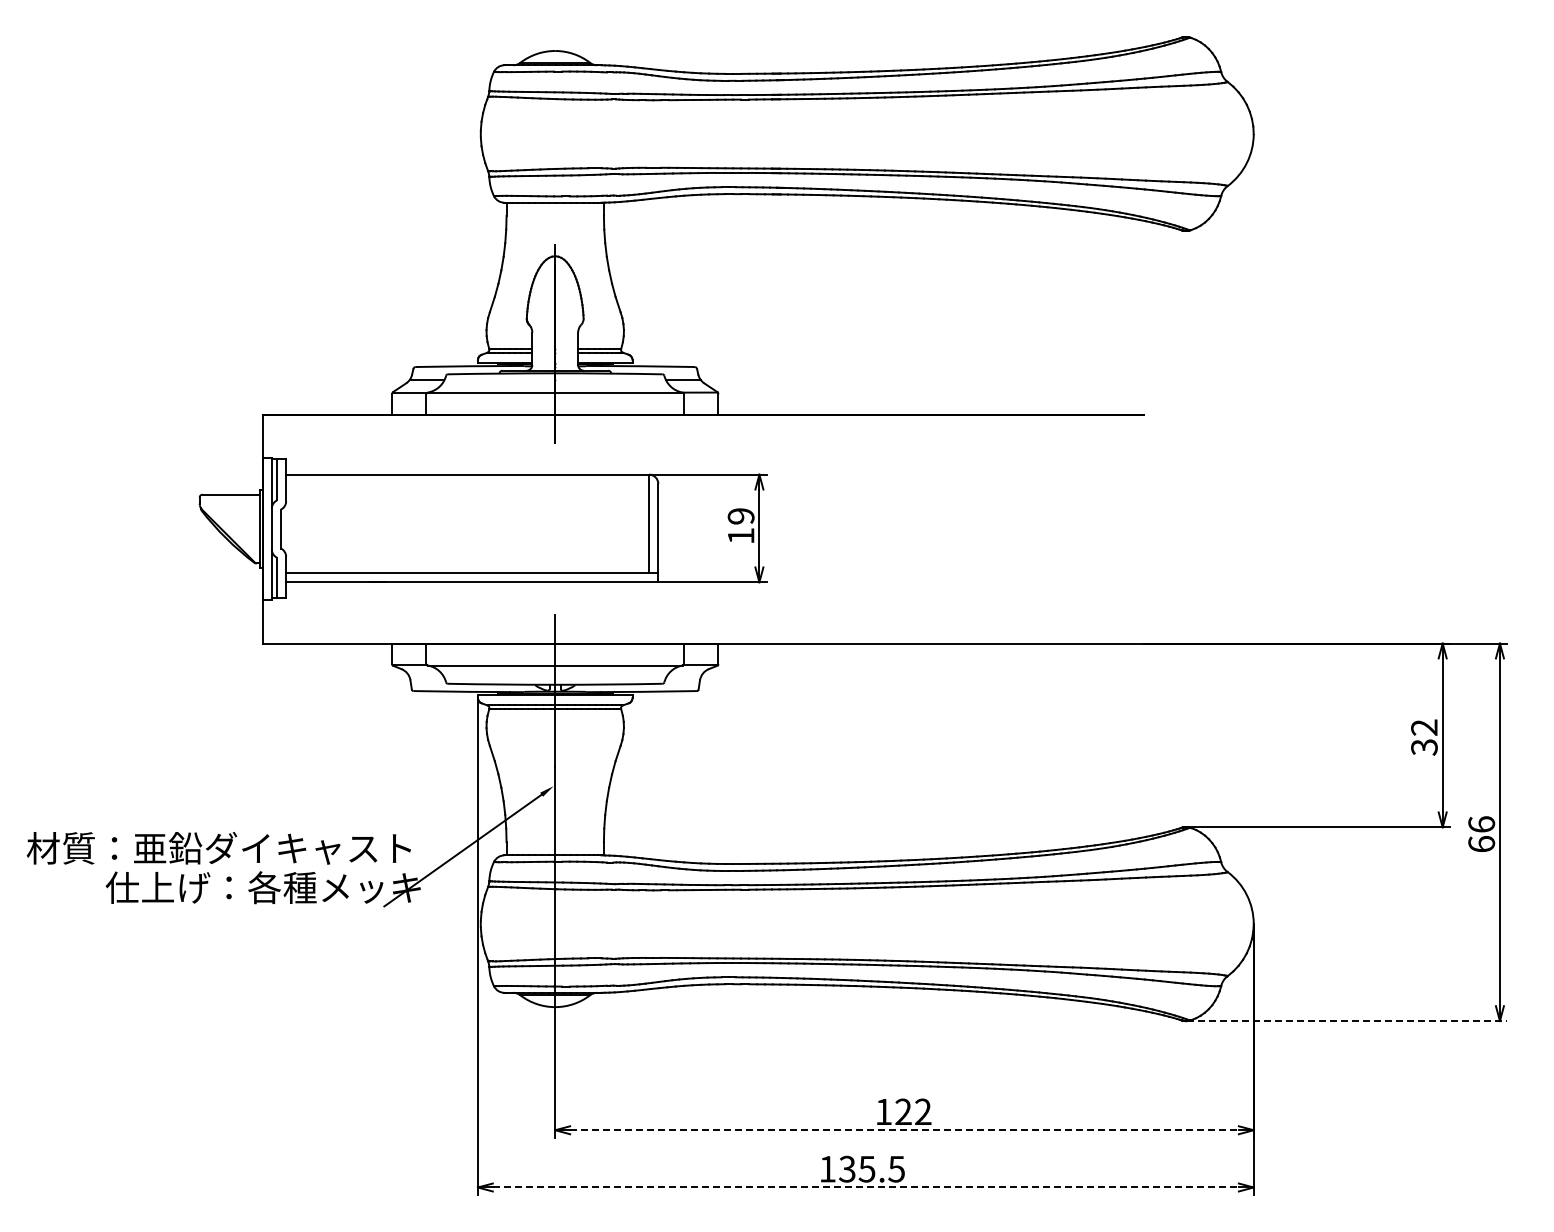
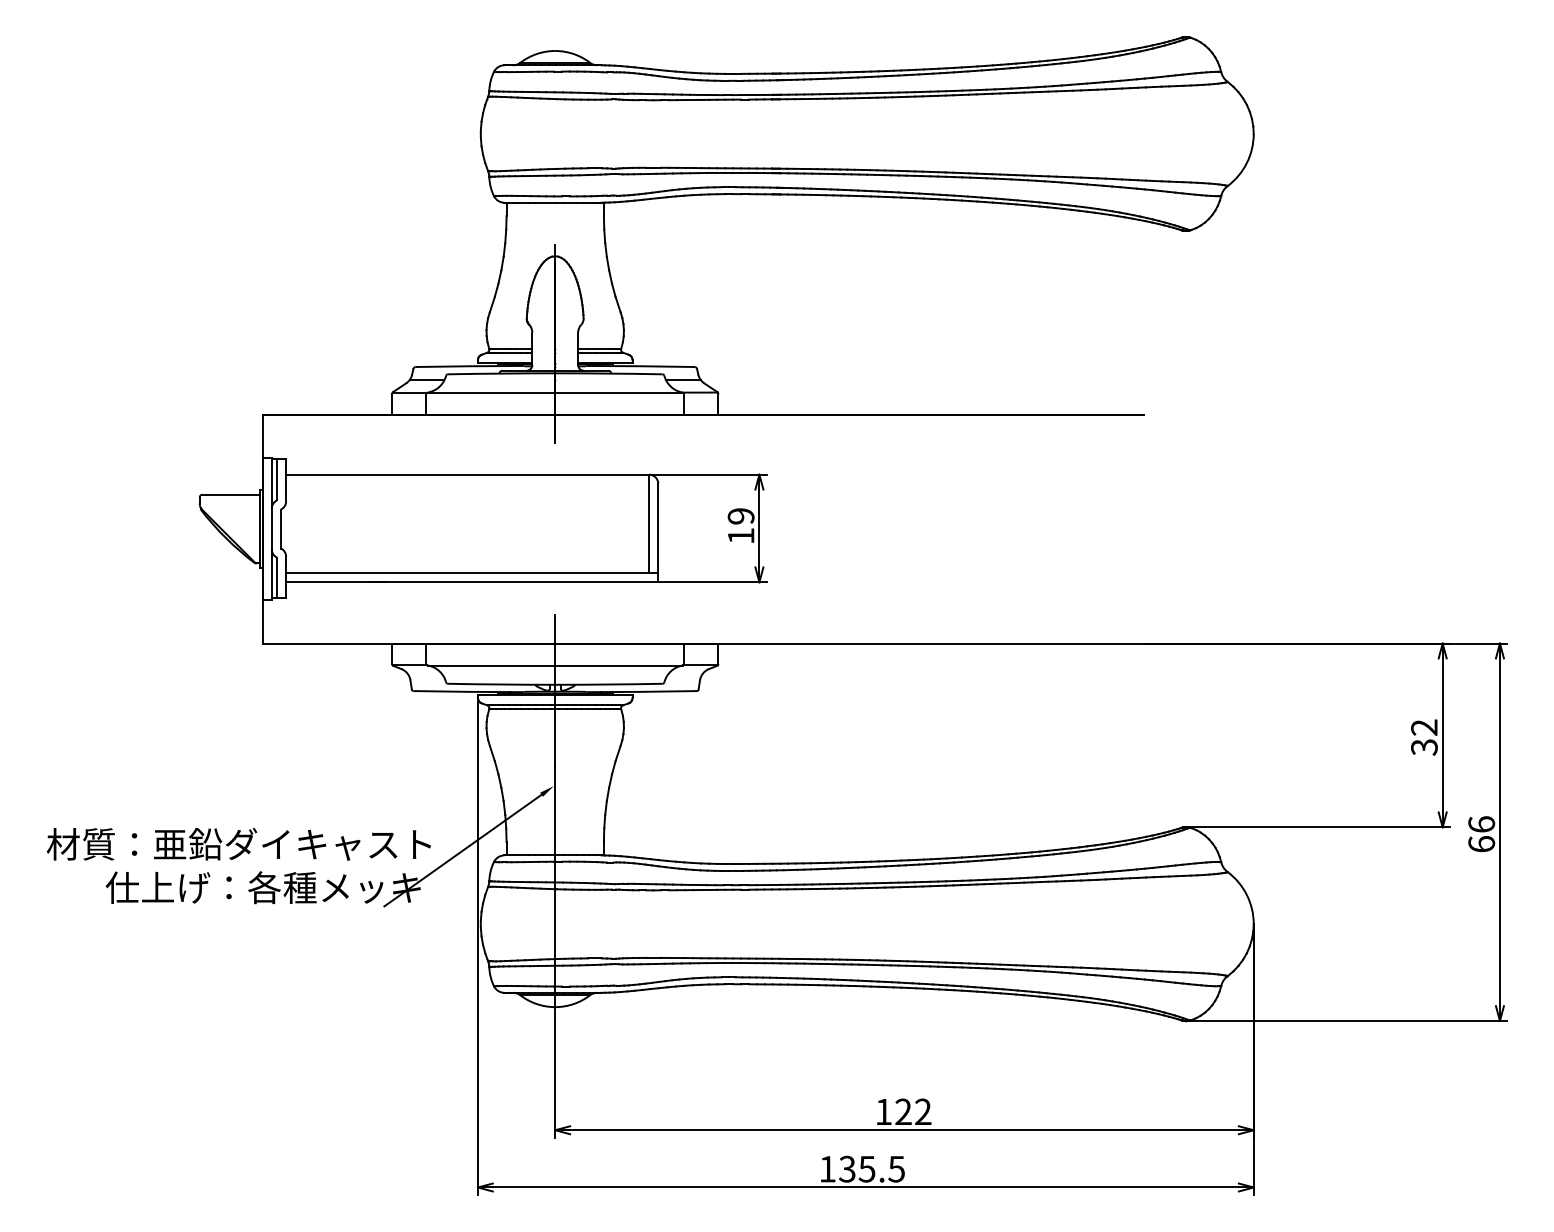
text position: (218, 848) -> (238, 844) (238, 844)
line: dashed -> solid (1347, 1021)
line: dashed -> solid (905, 1130)
line: dashed -> solid (866, 1187)
